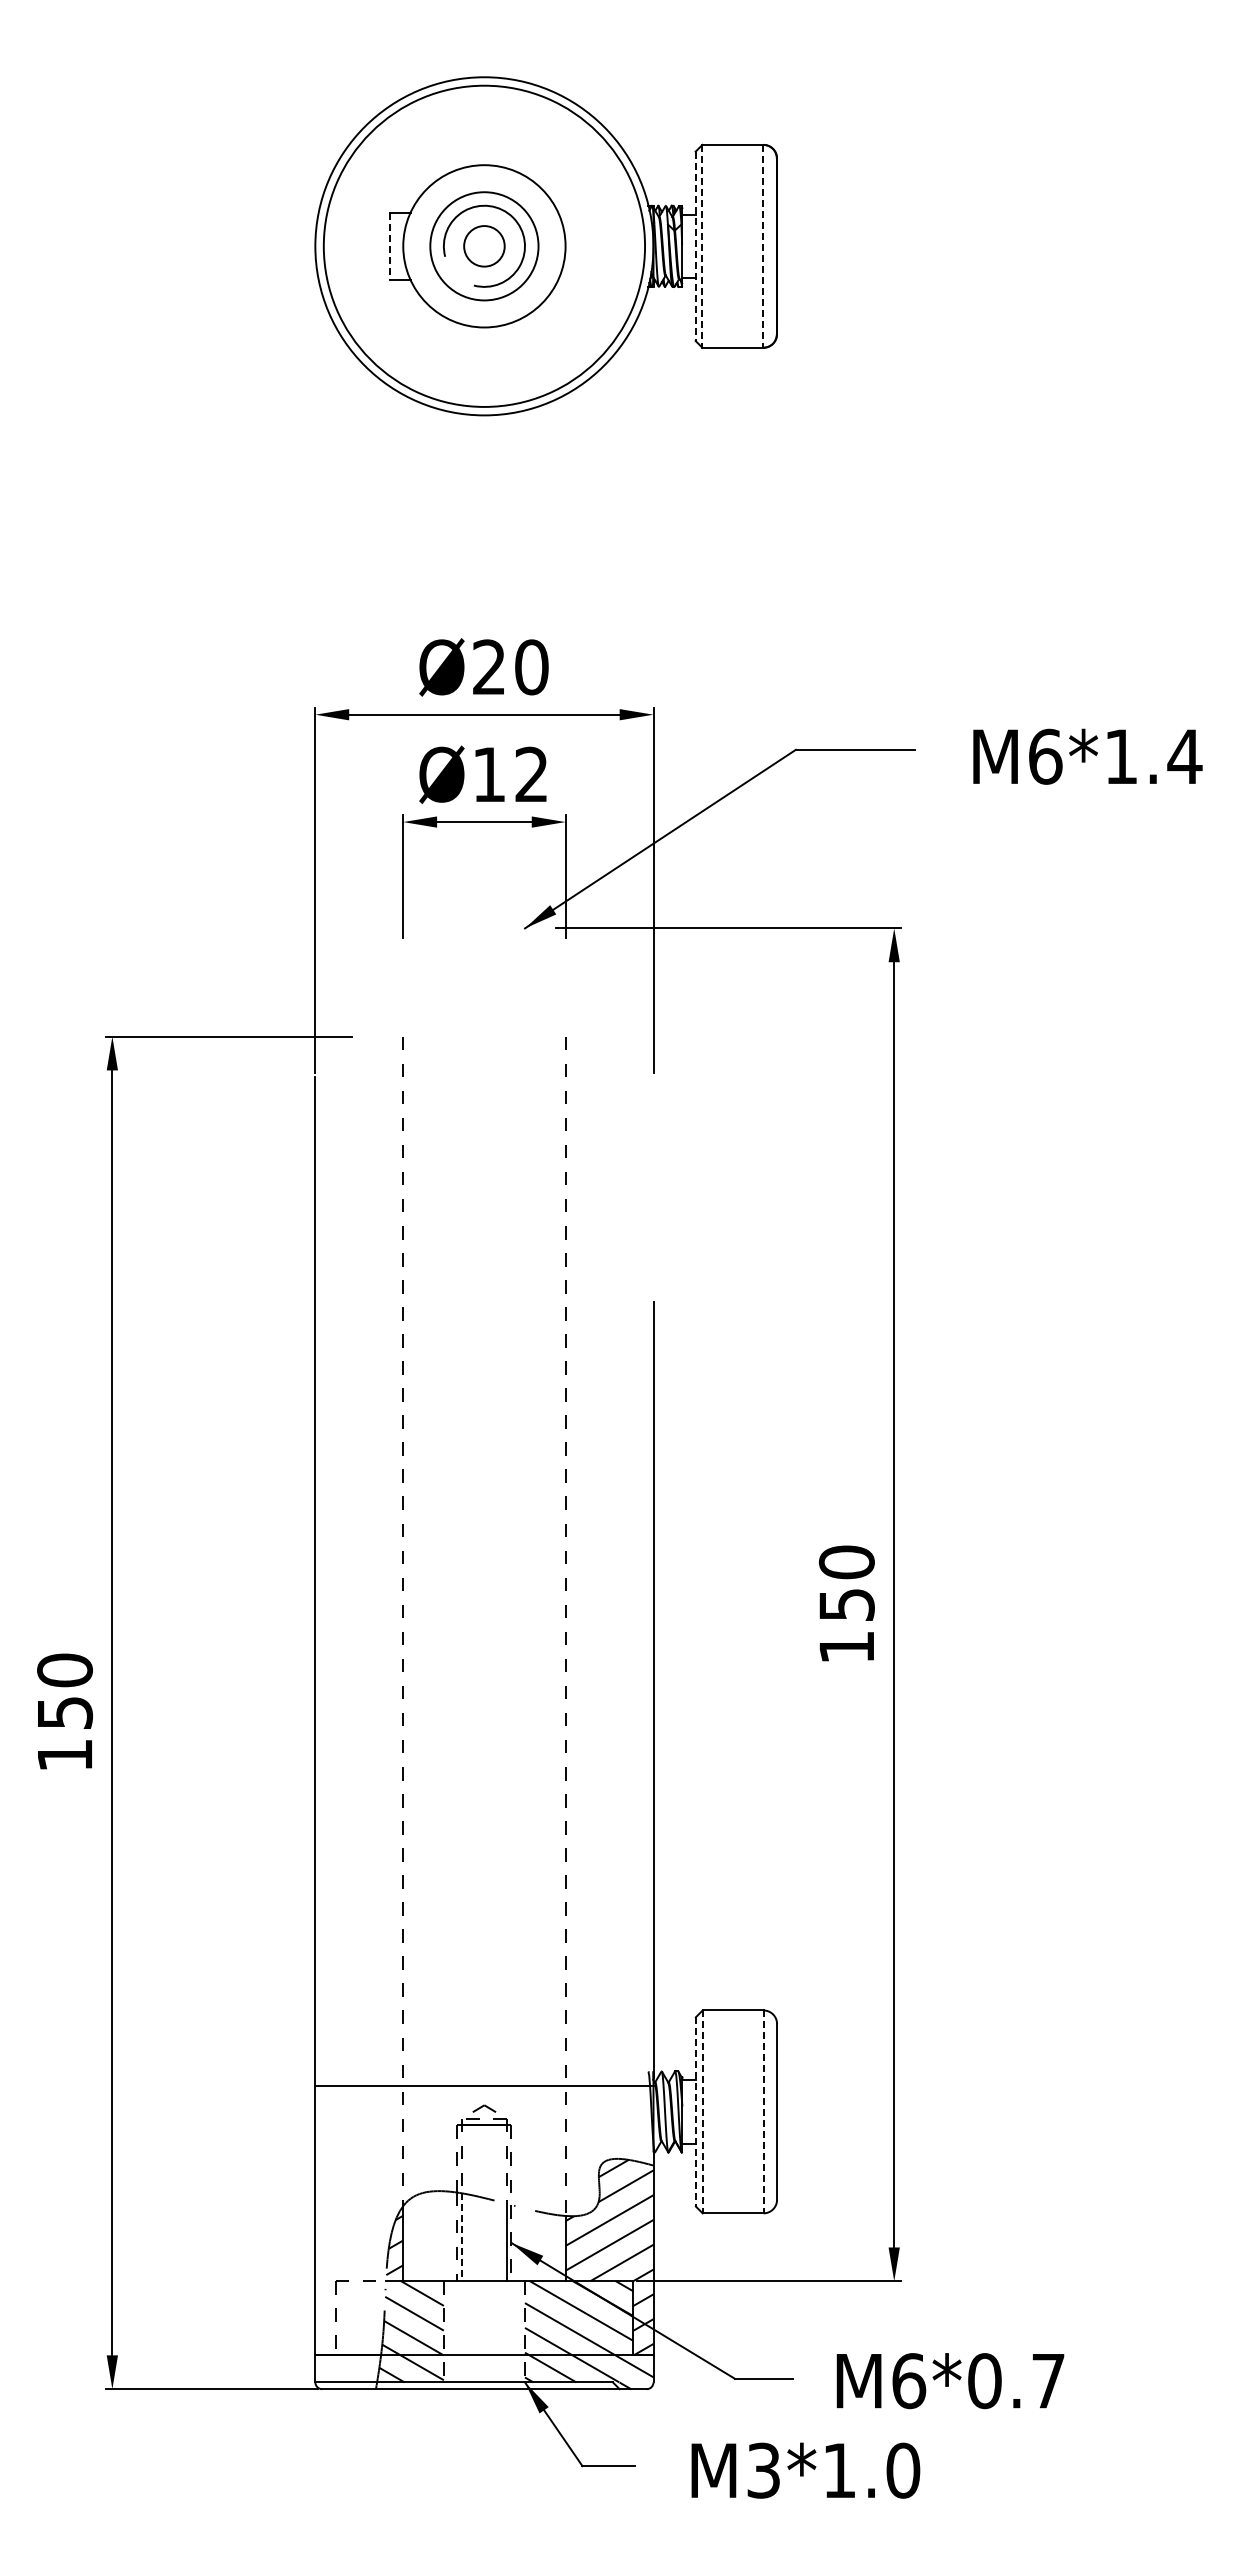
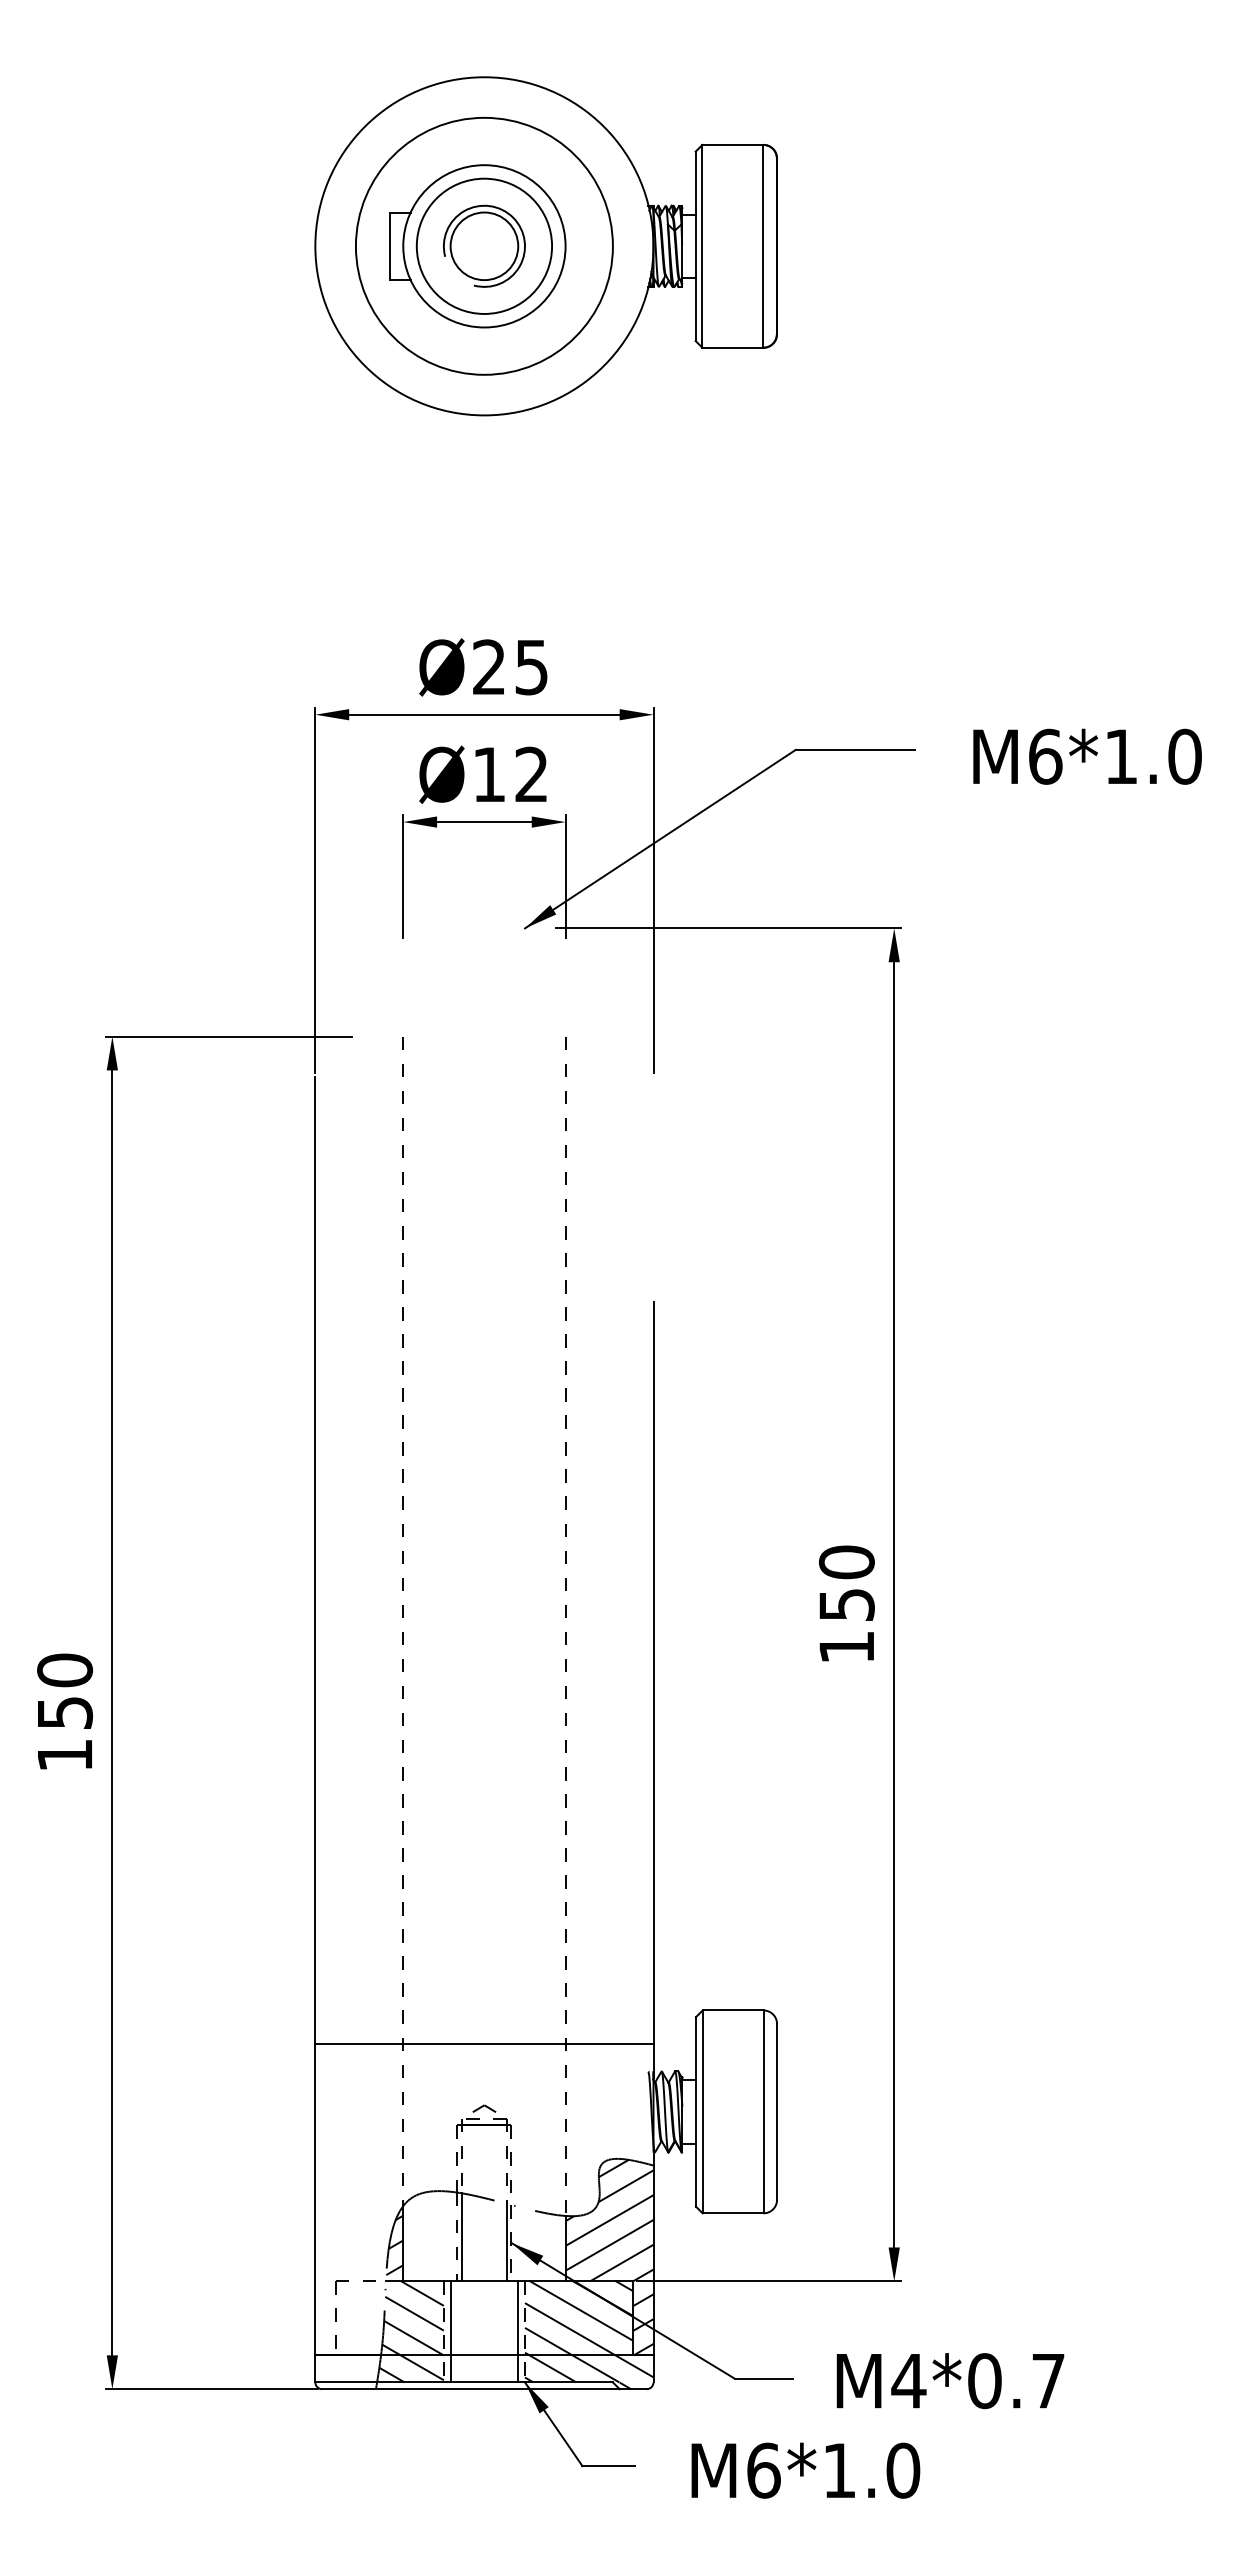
circle diameter: 321 px -> 257 px (483, 245)
line: dashed -> solid (389, 246)
circle diameter: 108 px -> 135 px (484, 245)
circle diameter: 41 px -> 68 px (484, 246)
line: dashed -> solid (695, 246)
line: dashed -> solid (702, 246)
line: dashed -> solid (763, 246)
text: Ø20 -> Ø25 (531, 667)
text: M6*1.4 -> M6*1.0 (1184, 756)
line position: (484, 2086) -> (484, 2044) (484, 2044)
line: dashed -> solid (695, 2111)
line: dashed -> solid (702, 2112)
line: dashed -> solid (763, 2112)
line: dashed -> solid (462, 2237)
line: none -> present (450, 2331)
line: none -> present (518, 2331)
text: M6*0.7 -> M4*0.7 (908, 2381)
text: M3*1.0 -> M6*1.0 (763, 2470)
